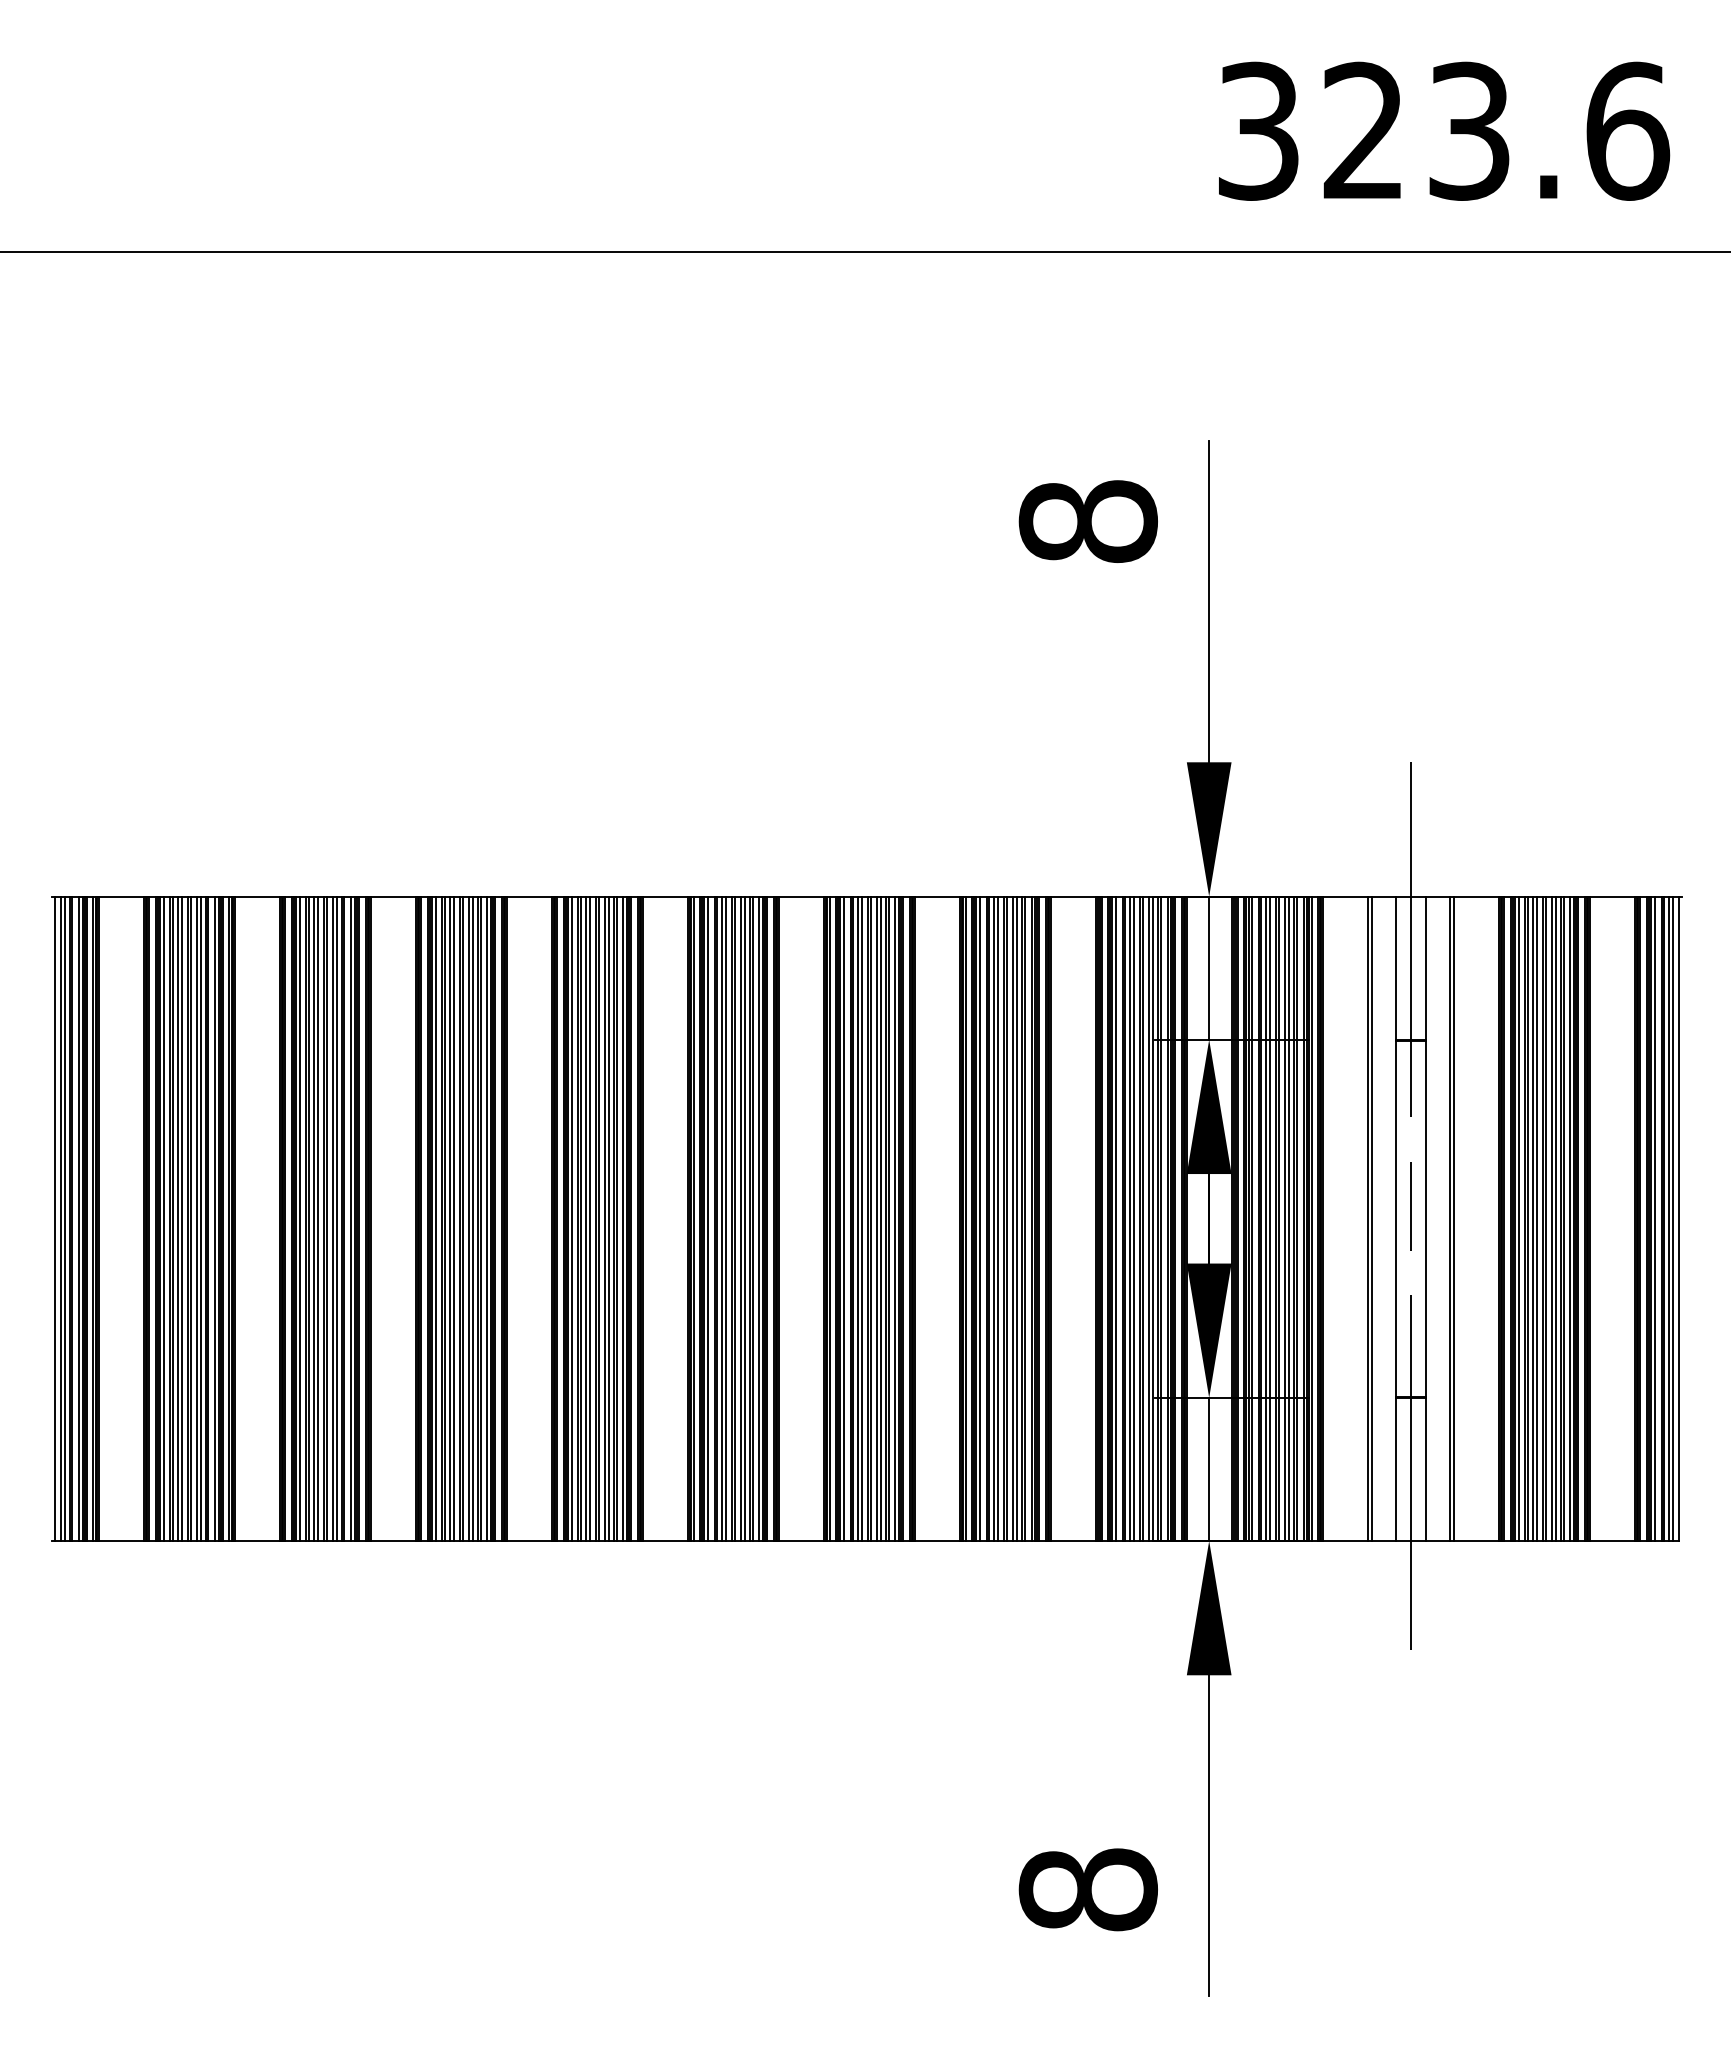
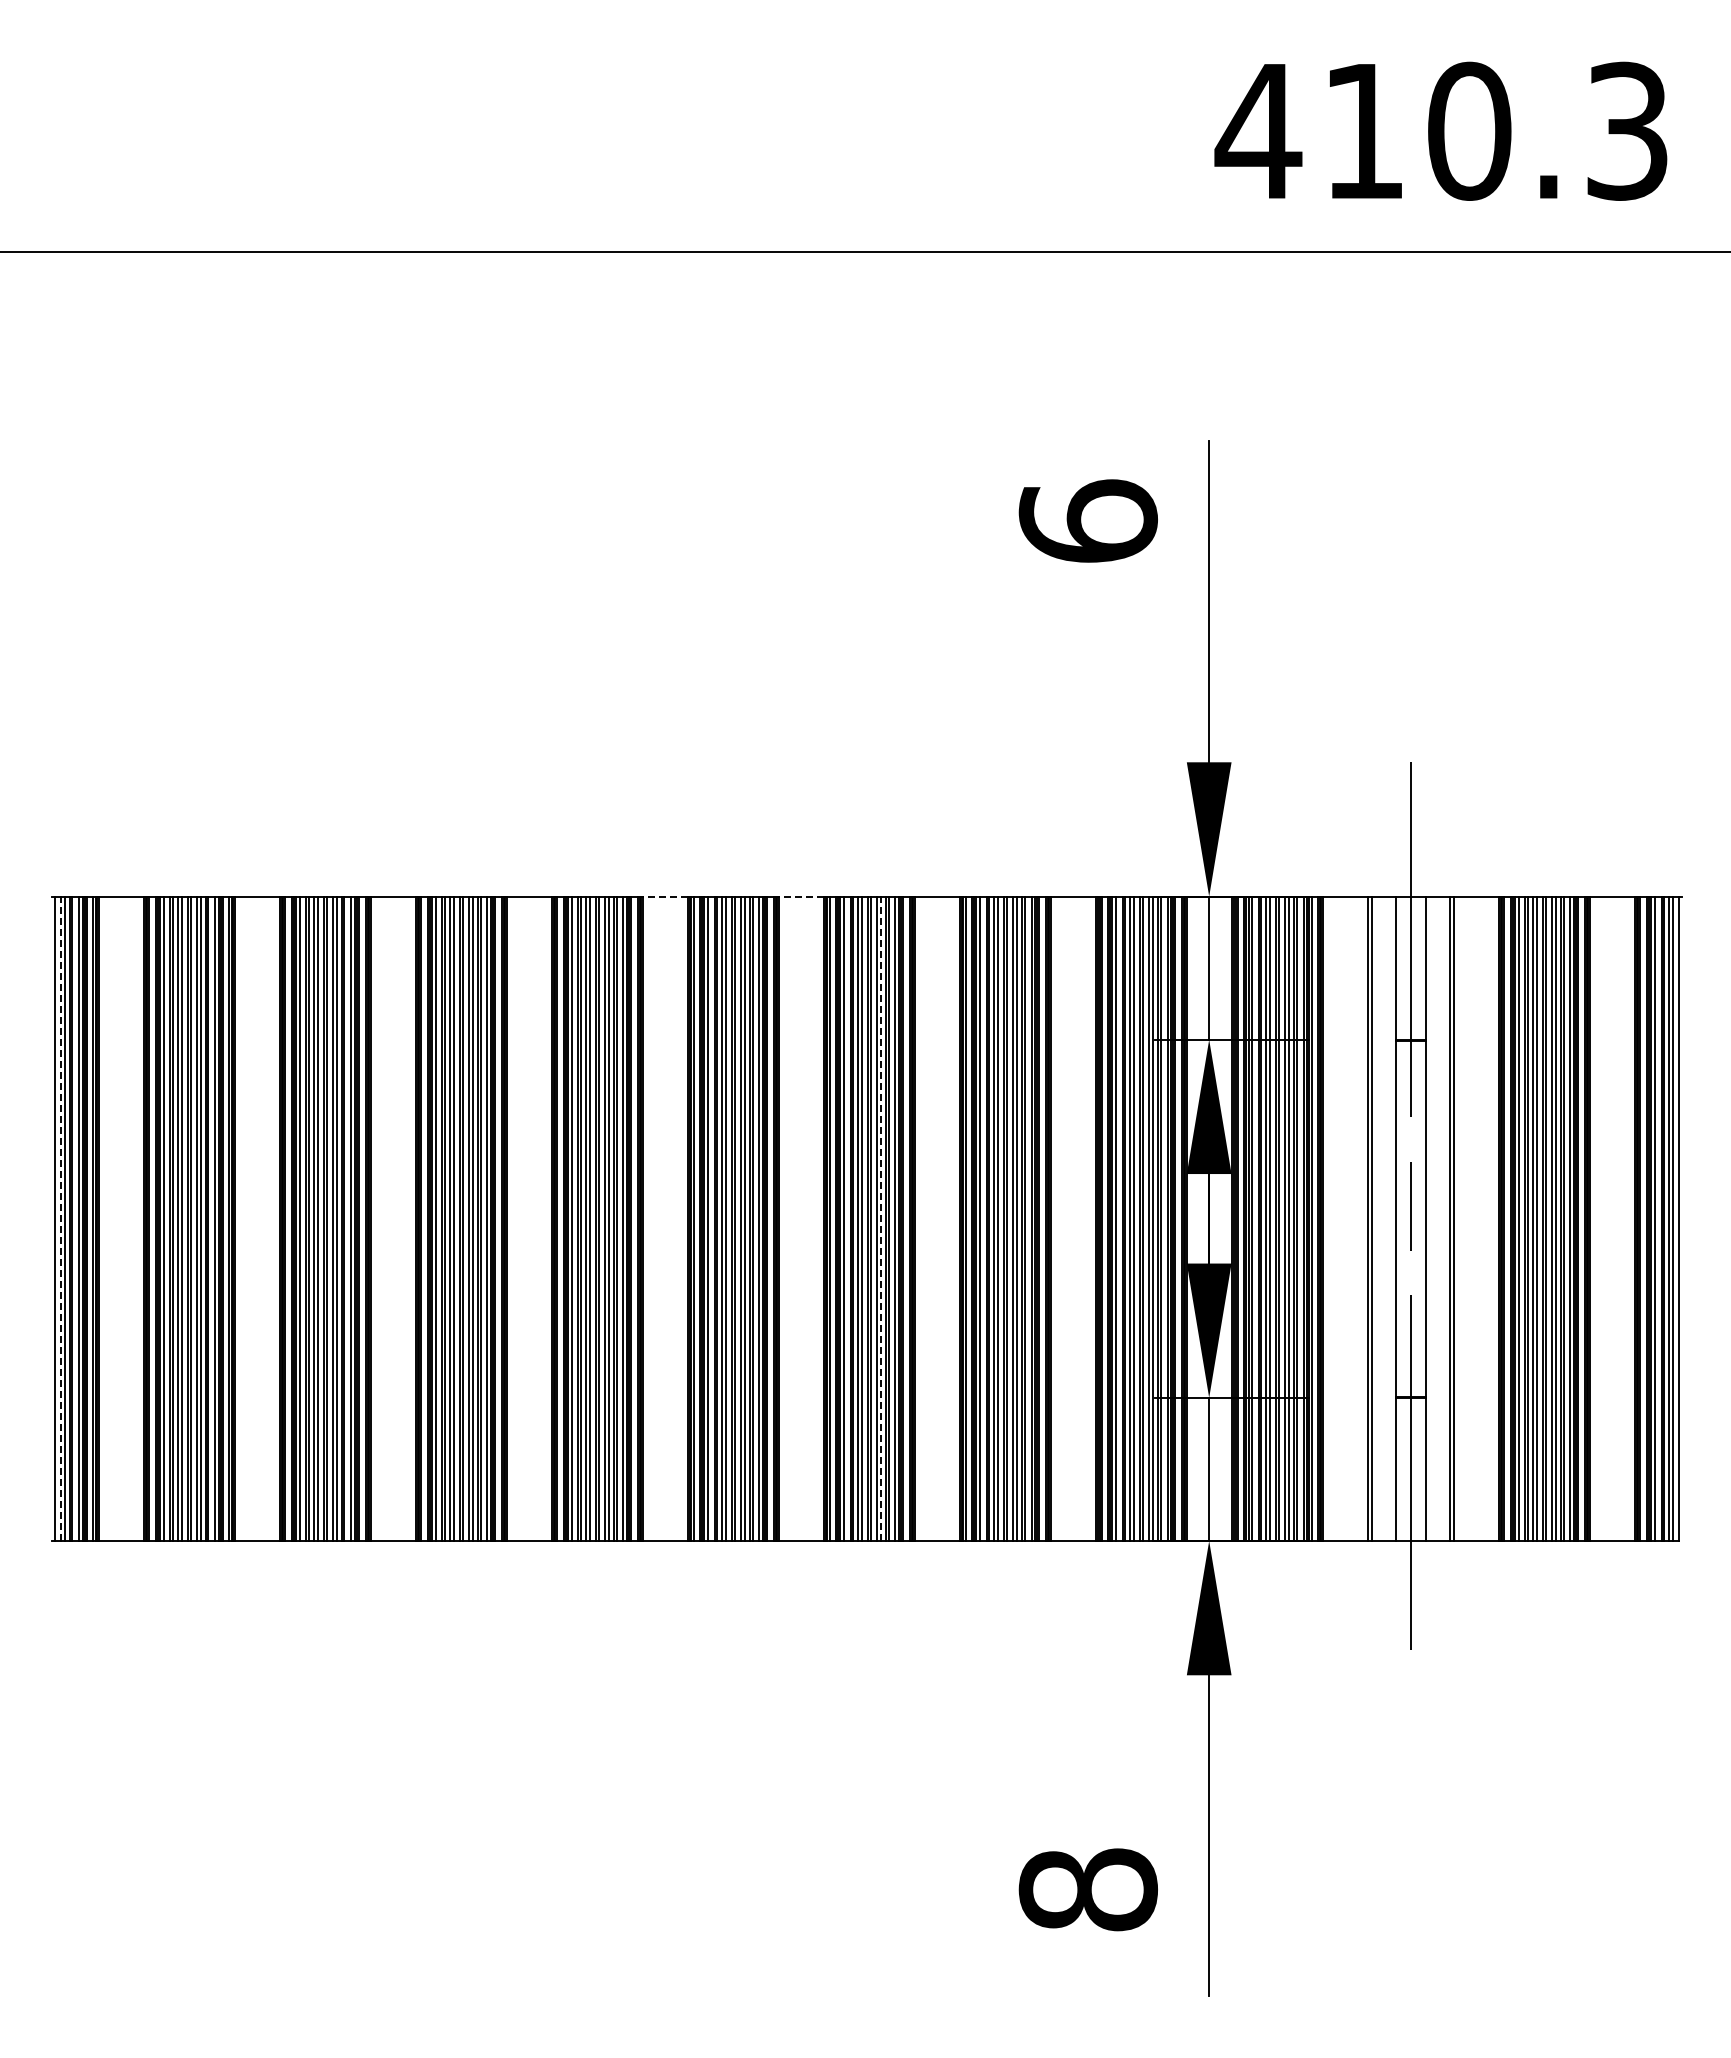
text: 323.6 -> 410.3 (1442, 130)
text: 8 -> 6 (1087, 521)
line: solid -> dashed (665, 896)
line: solid -> dashed (801, 896)
line: solid -> dashed (60, 1218)
line: solid -> dashed (881, 1218)
